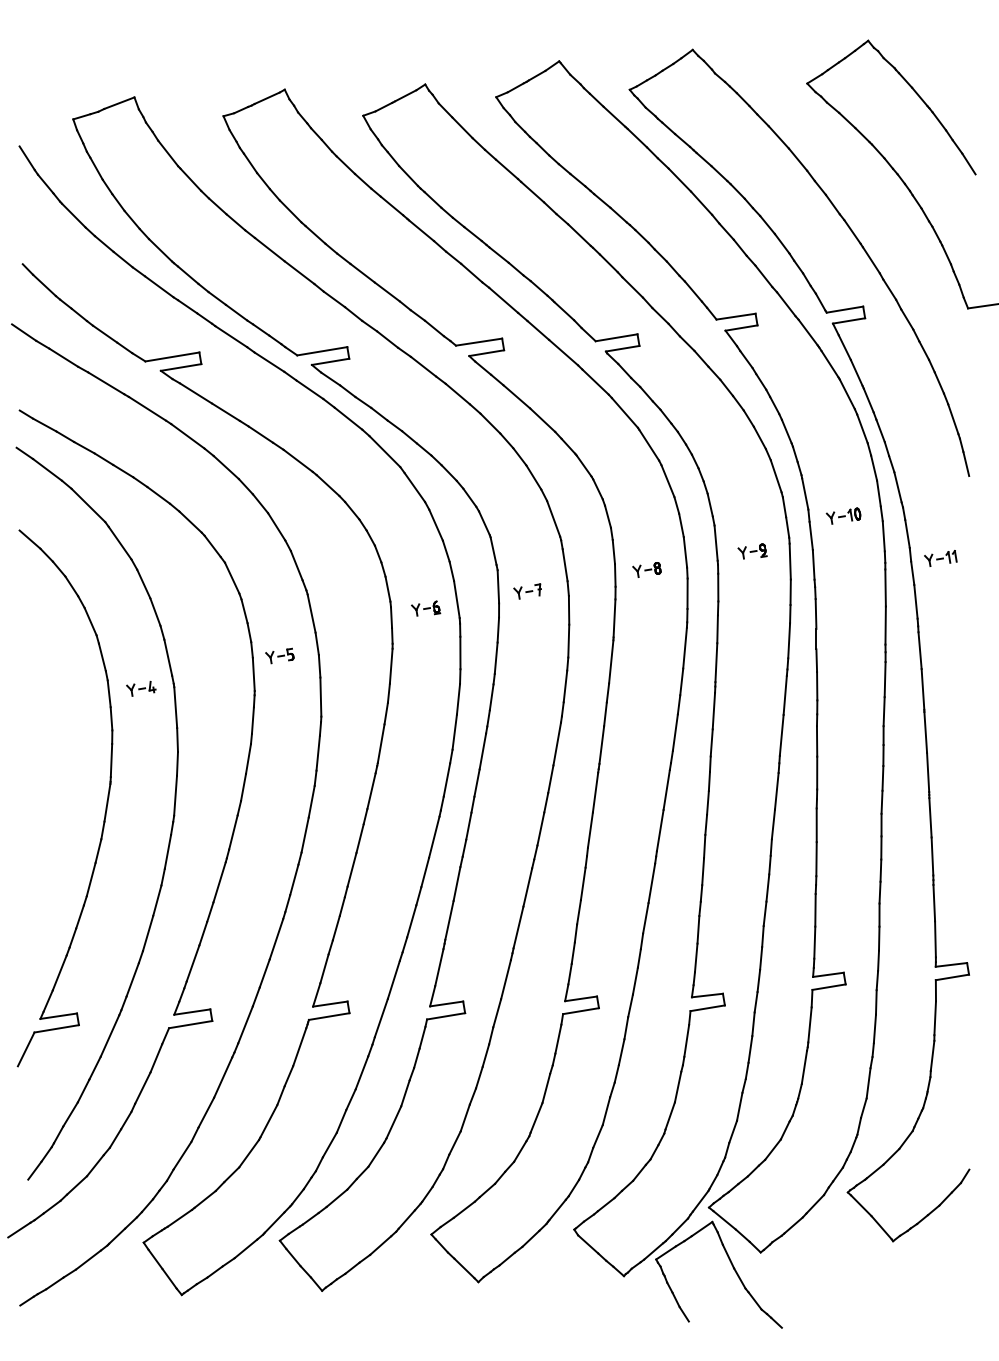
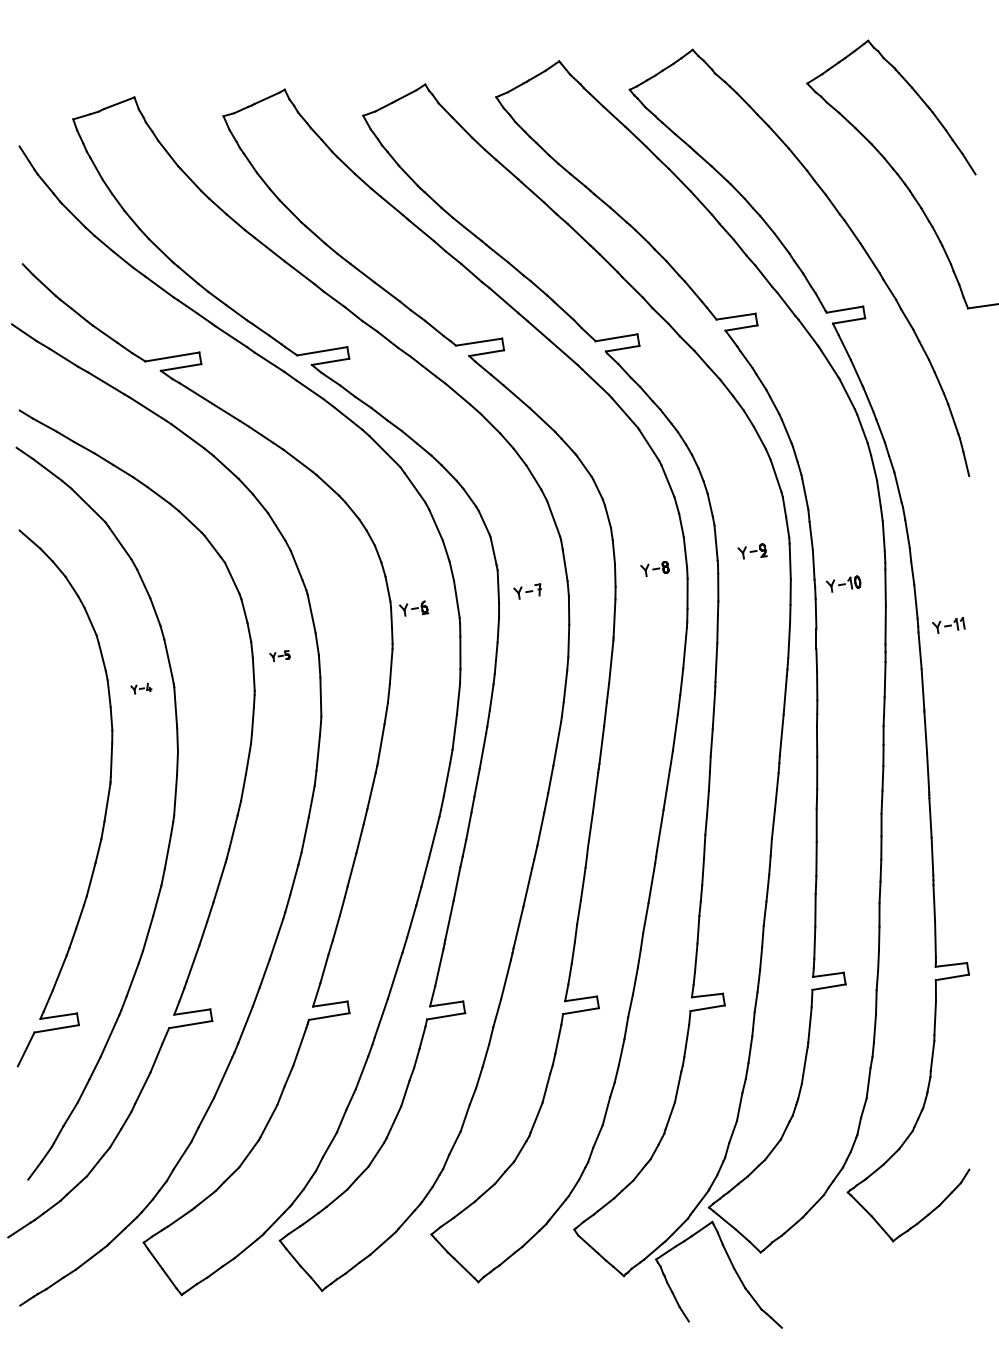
part position: (843, 515) -> (843, 583) (843, 583)
part position: (940, 558) -> (948, 625) (948, 625)
part position: (646, 569) -> (654, 568) (654, 568)
part position: (426, 608) -> (414, 608) (414, 608)
part size: 30x18 px -> 22x12 px (279, 655)
part size: 31x17 px -> 23x13 px (141, 688)
